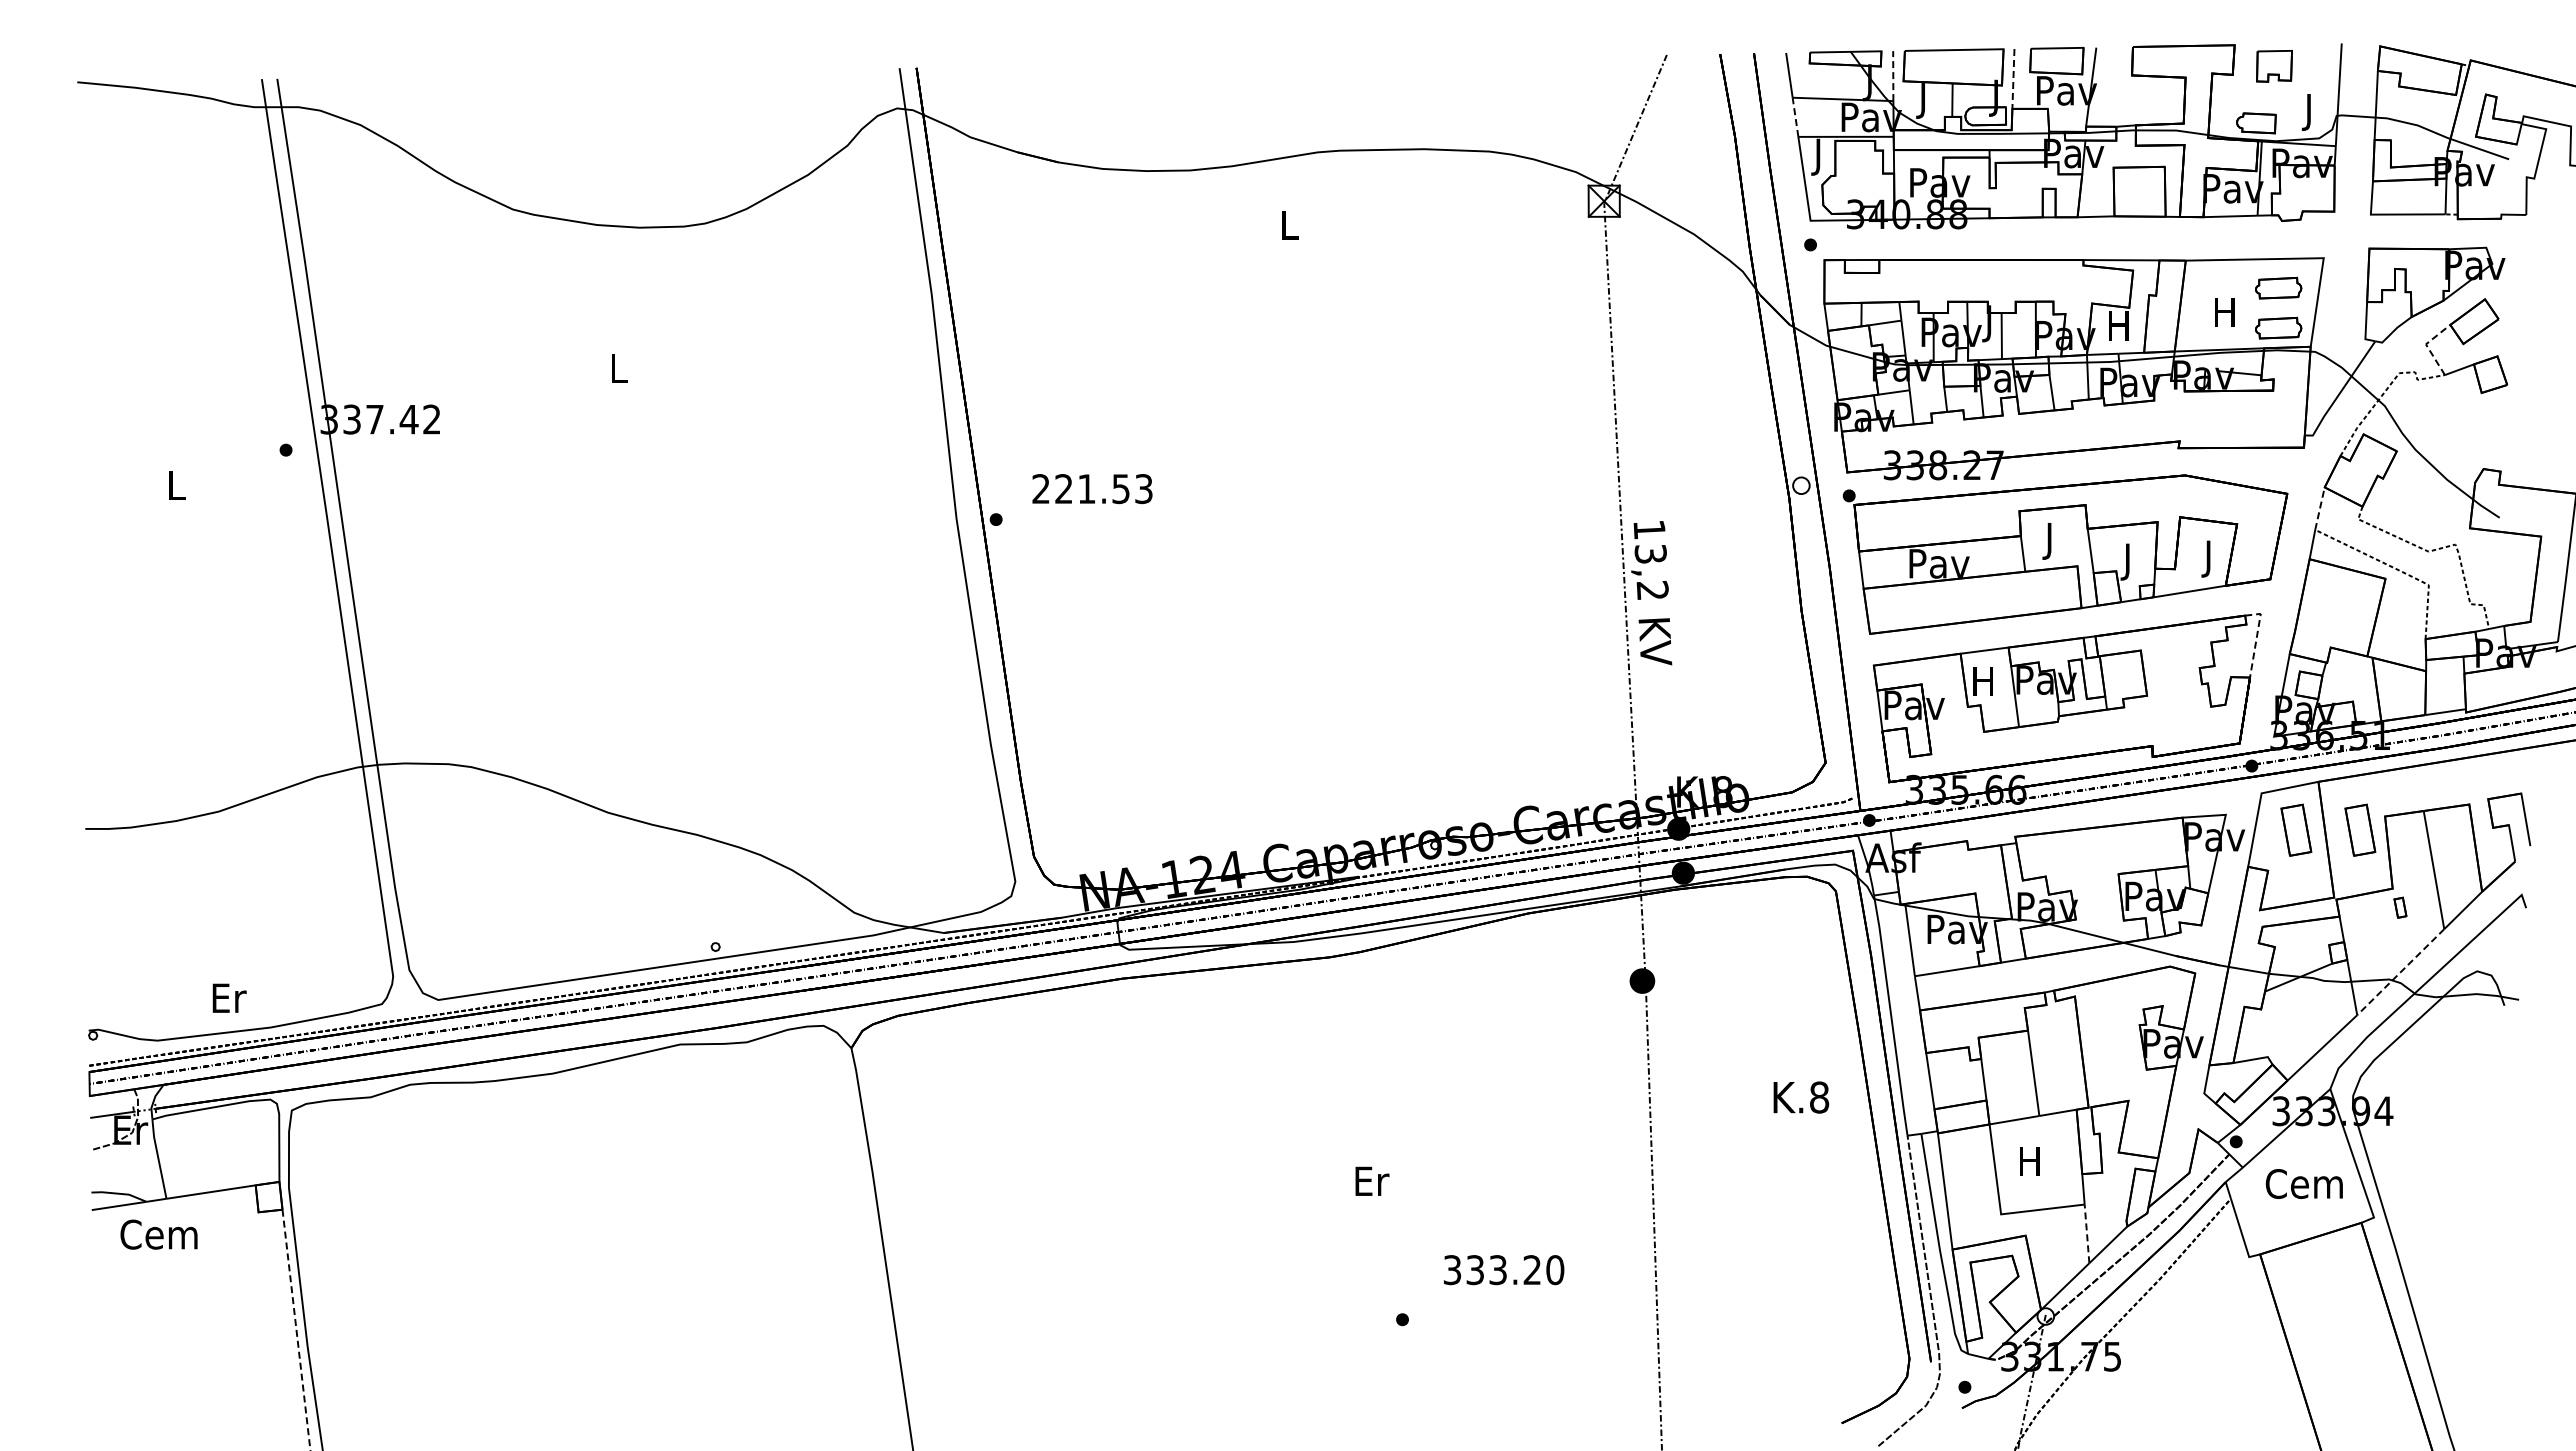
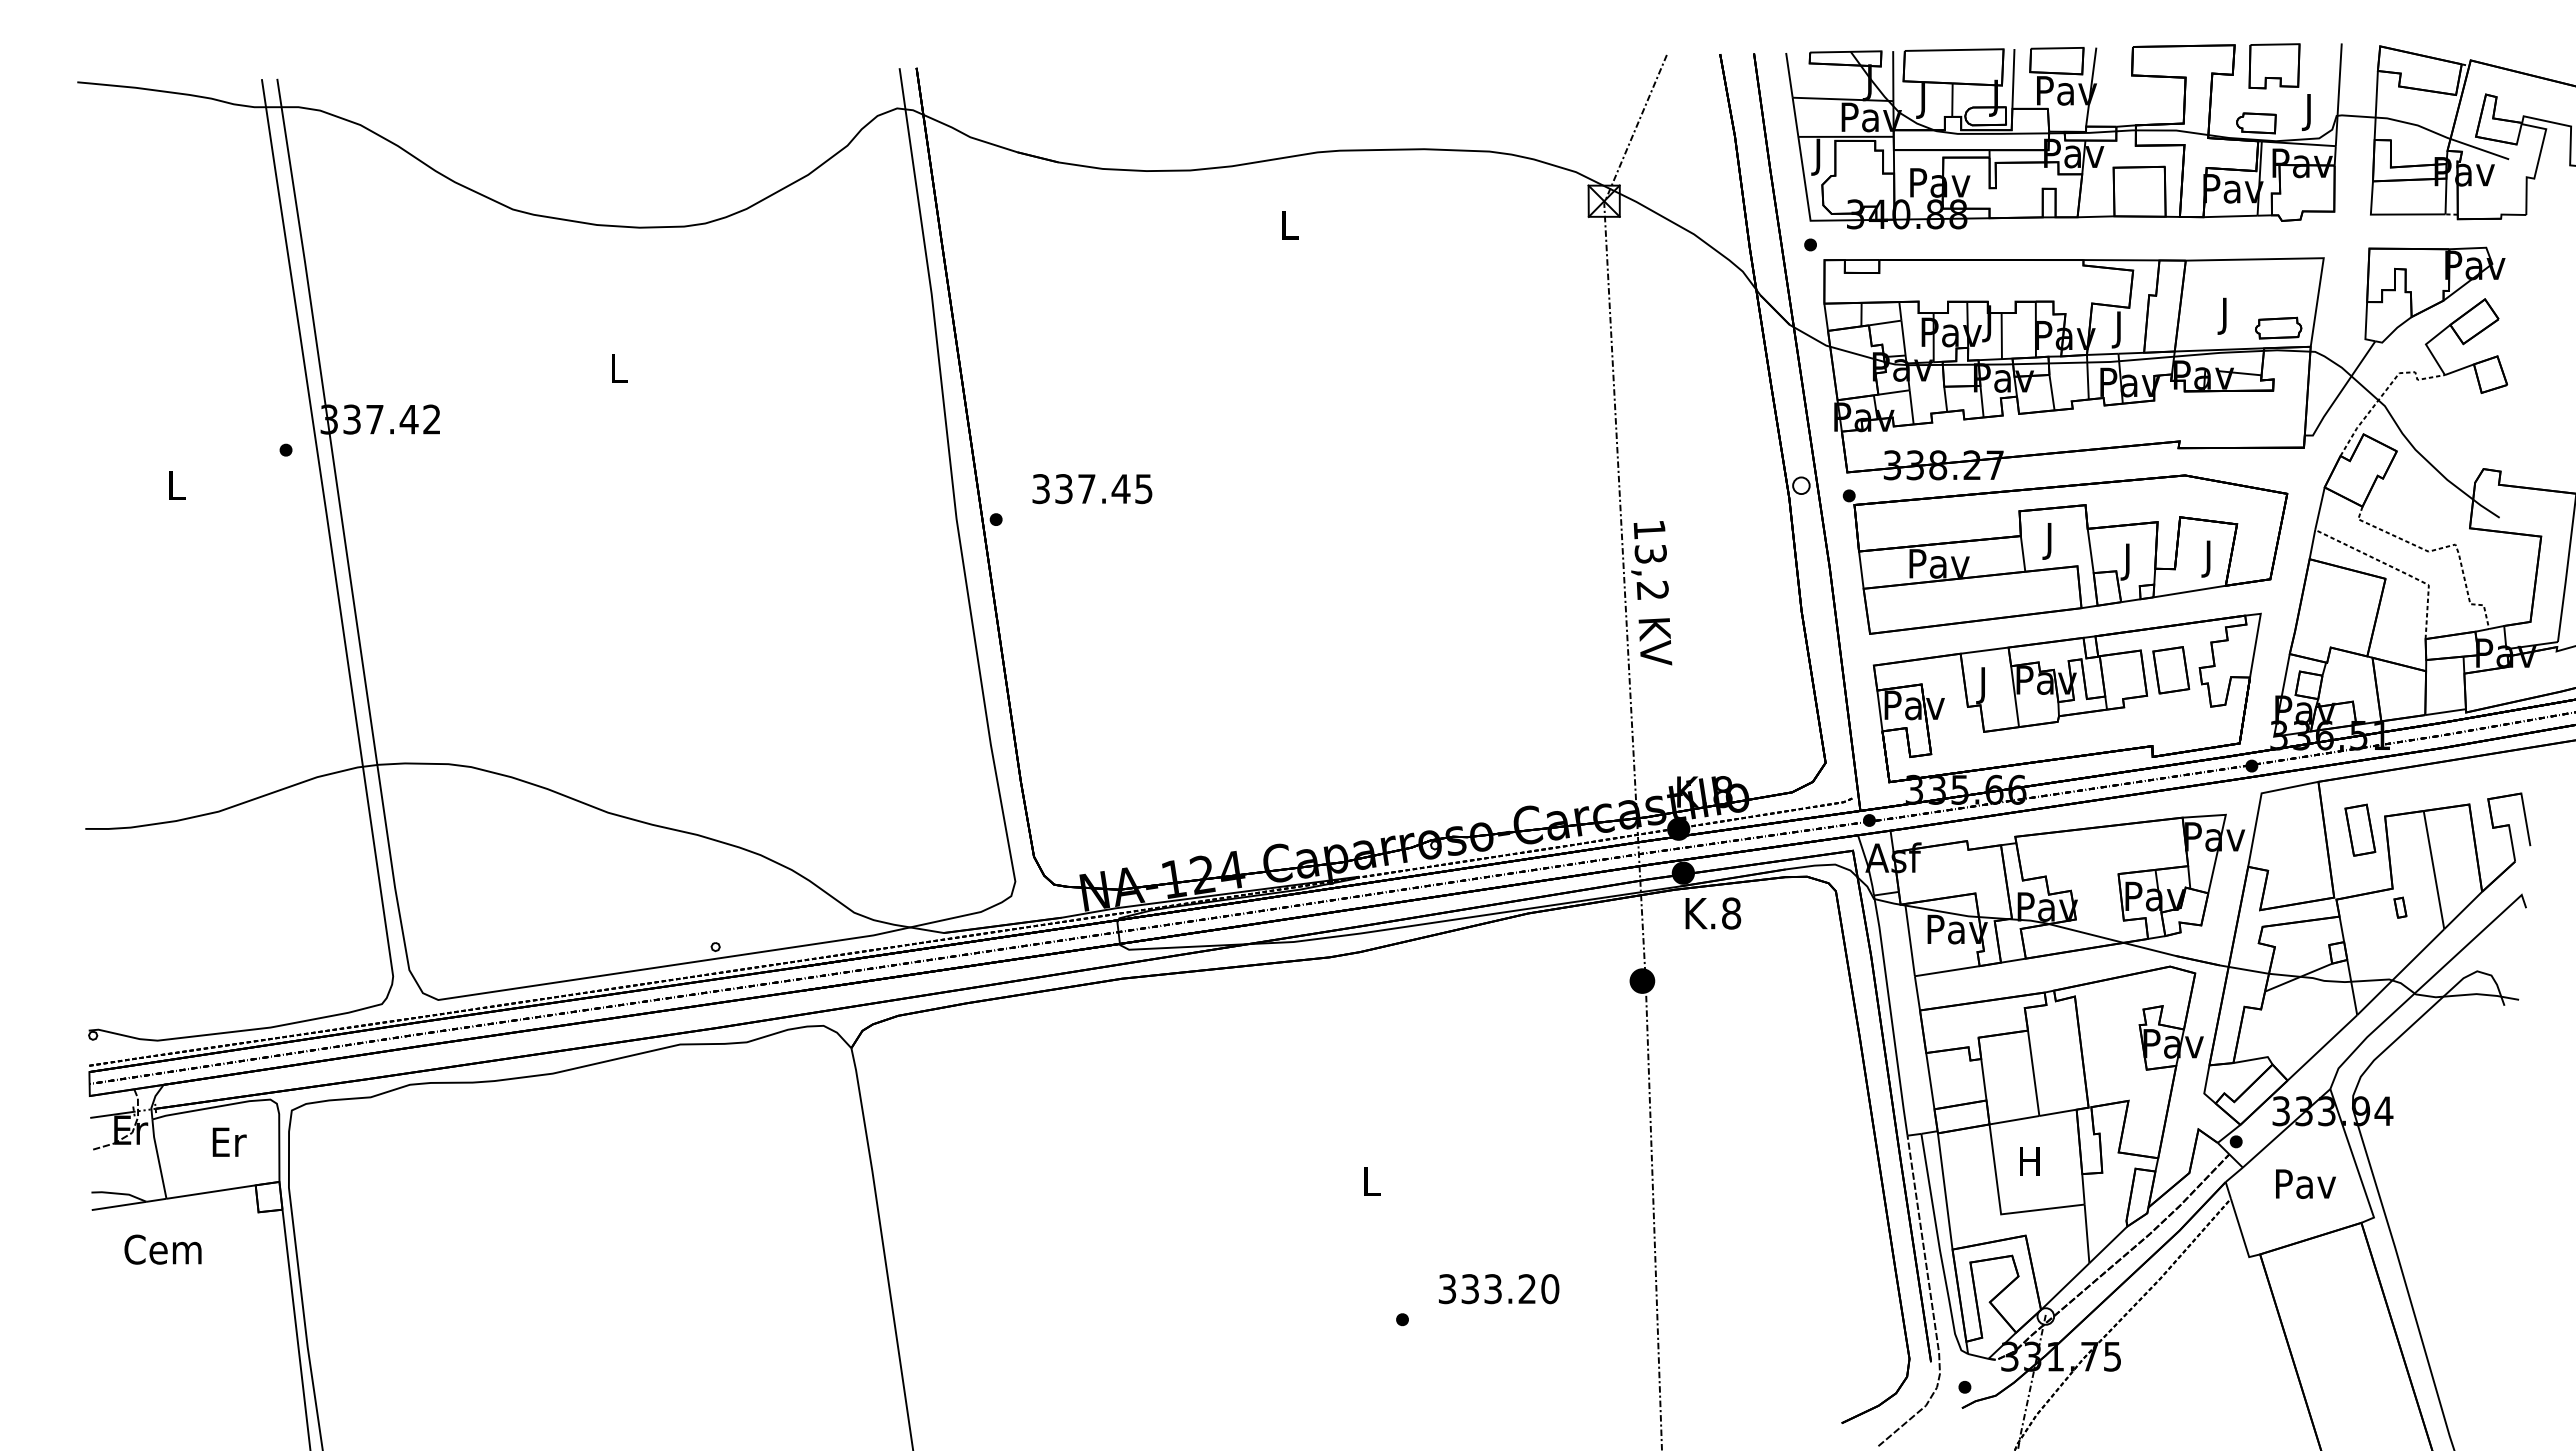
part size: 37x33 px -> 53x47 px (2274, 66)
line: dashed -> solid (1893, 75)
line: dashed -> solid (2013, 78)
line: dashed -> solid (1795, 117)
part: present -> none (2278, 287)
text: H -> J (2224, 315)
text: H -> J (2118, 329)
line: dashed -> solid (2426, 346)
text: 221.53 -> 337.45 (1092, 489)
line: dashed -> solid (2319, 508)
line: dashed -> solid (2256, 637)
part: none -> present (2171, 670)
text: H -> J (1982, 685)
part: present -> none (2296, 829)
line: dashed -> solid (2400, 972)
text position: (229, 997) -> (229, 1141) (229, 1141)
text position: (1801, 1097) -> (1713, 913) (1713, 913)
text: Er -> L (1372, 1180)
text: Cem -> Pav (2303, 1184)
line: dashed -> solid (2086, 1233)
text position: (158, 1234) -> (162, 1249) (162, 1249)
text position: (1504, 1270) -> (1499, 1289) (1499, 1289)
line: dashed -> solid (296, 1330)
